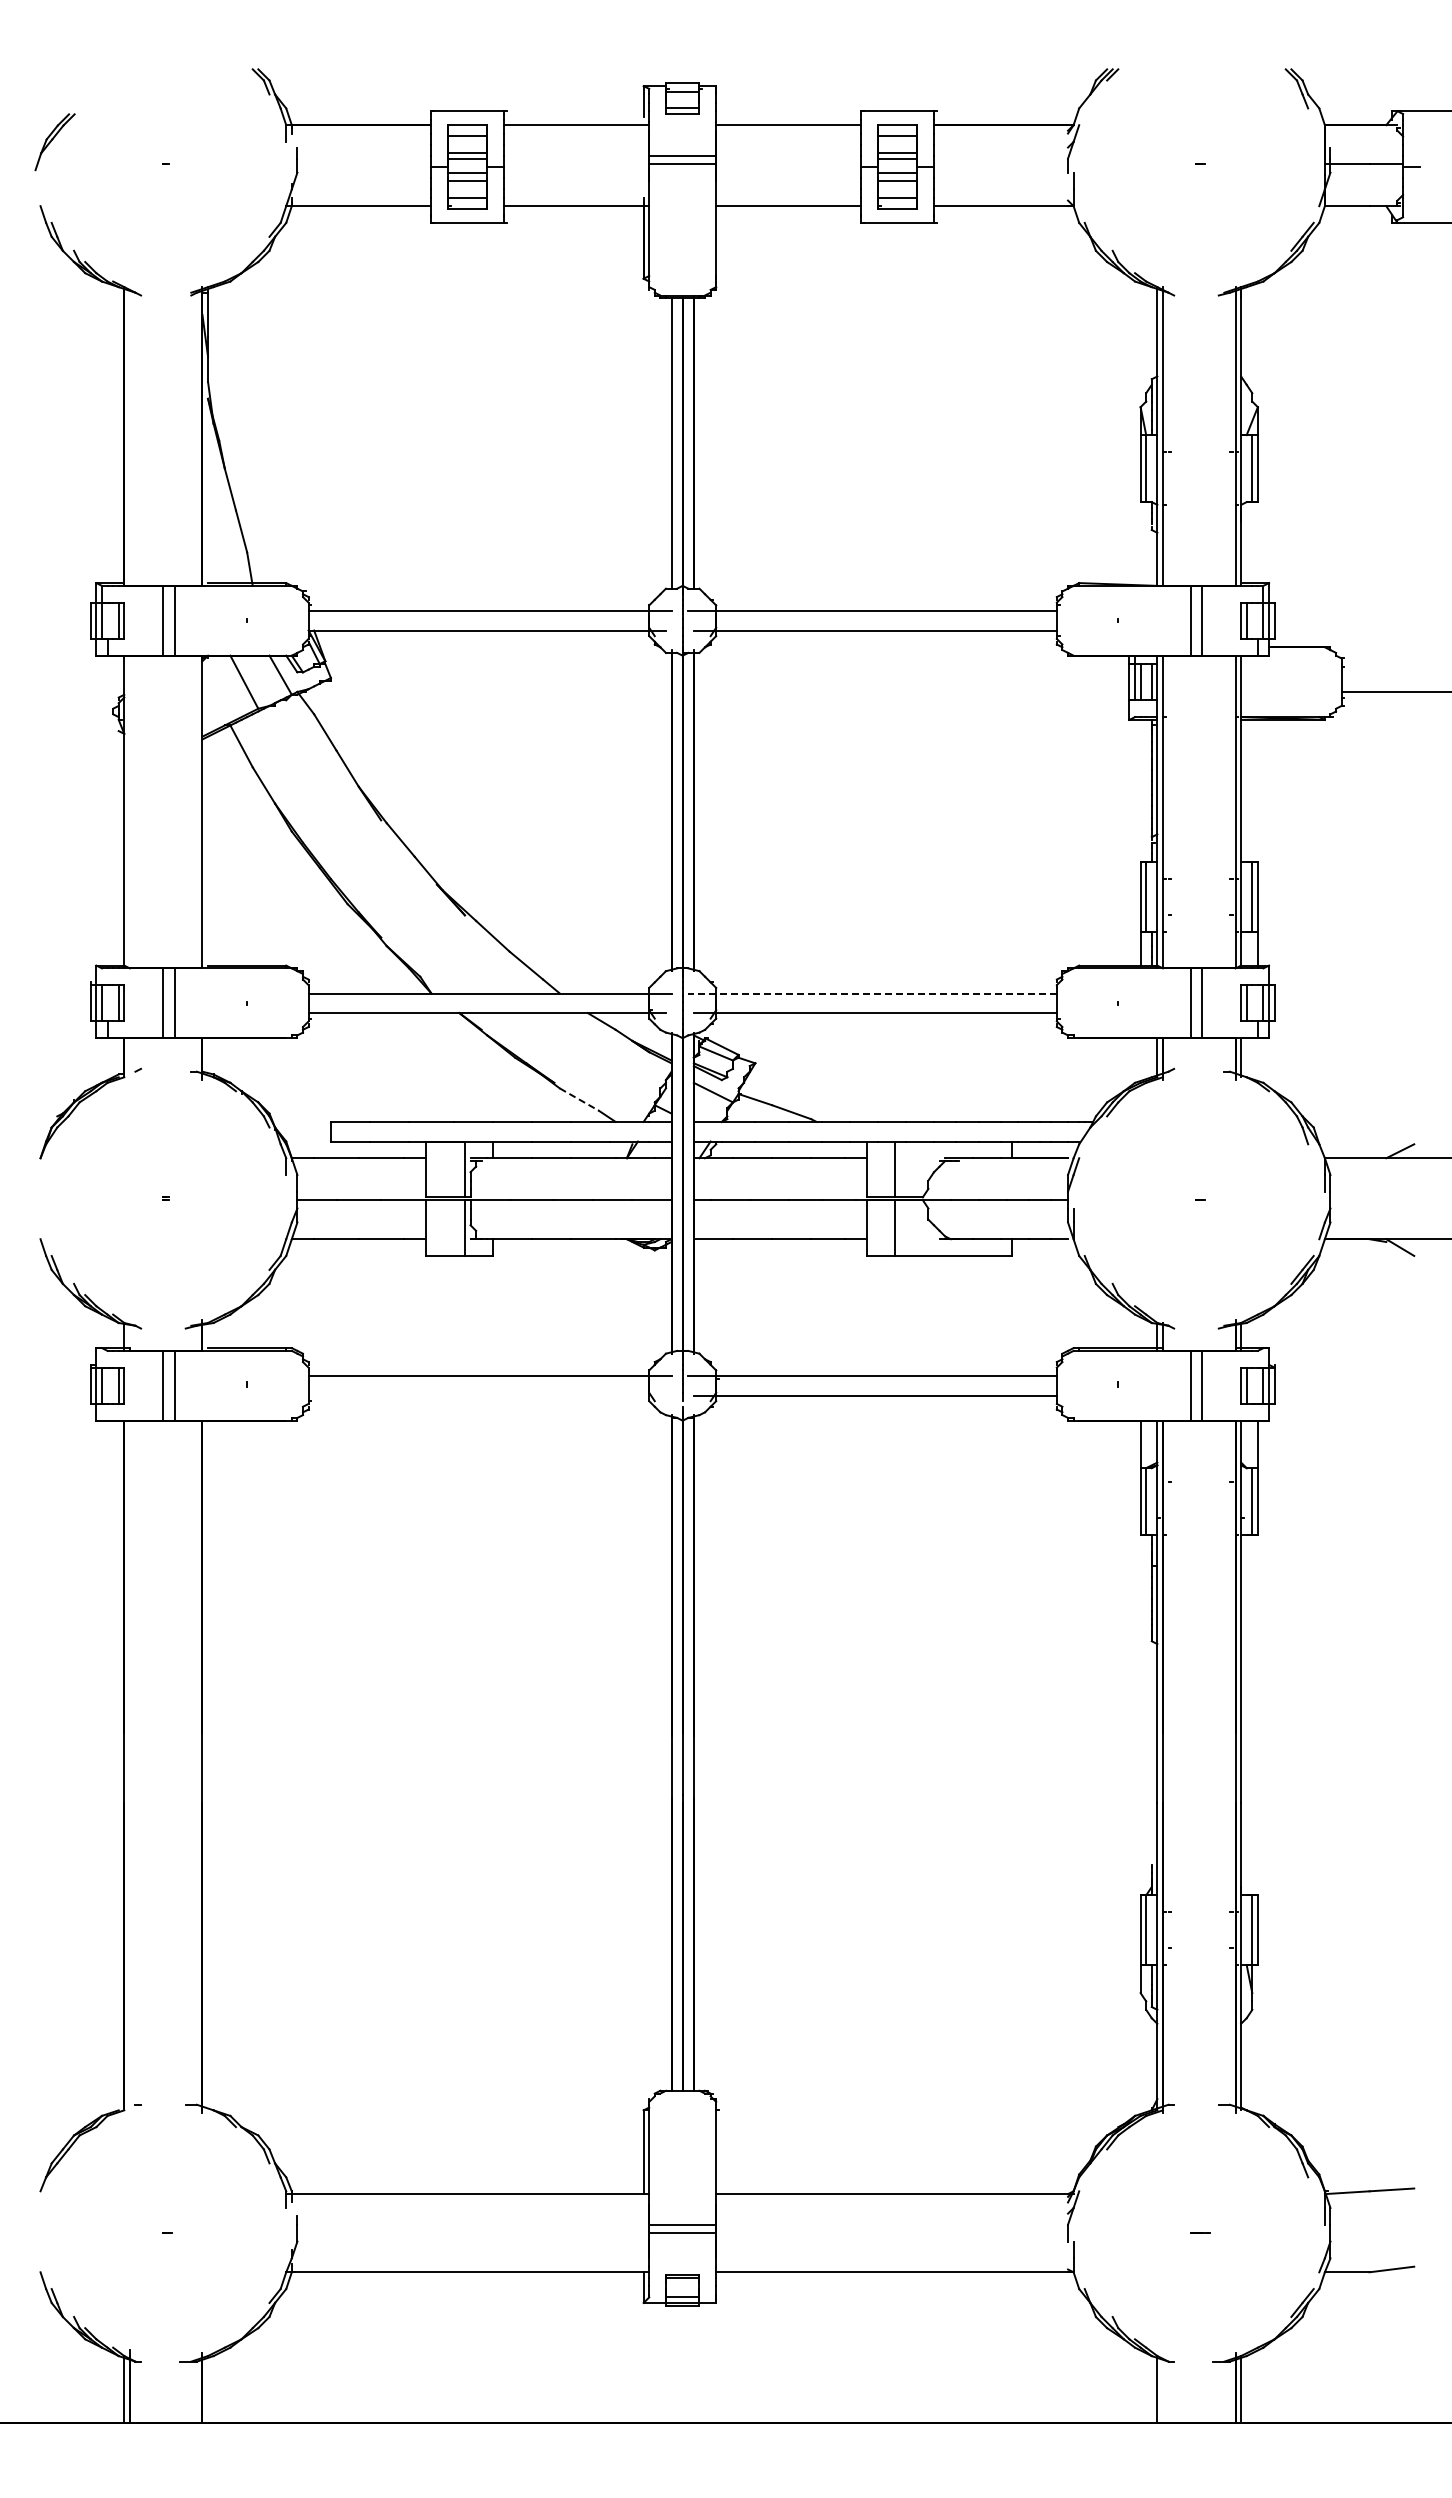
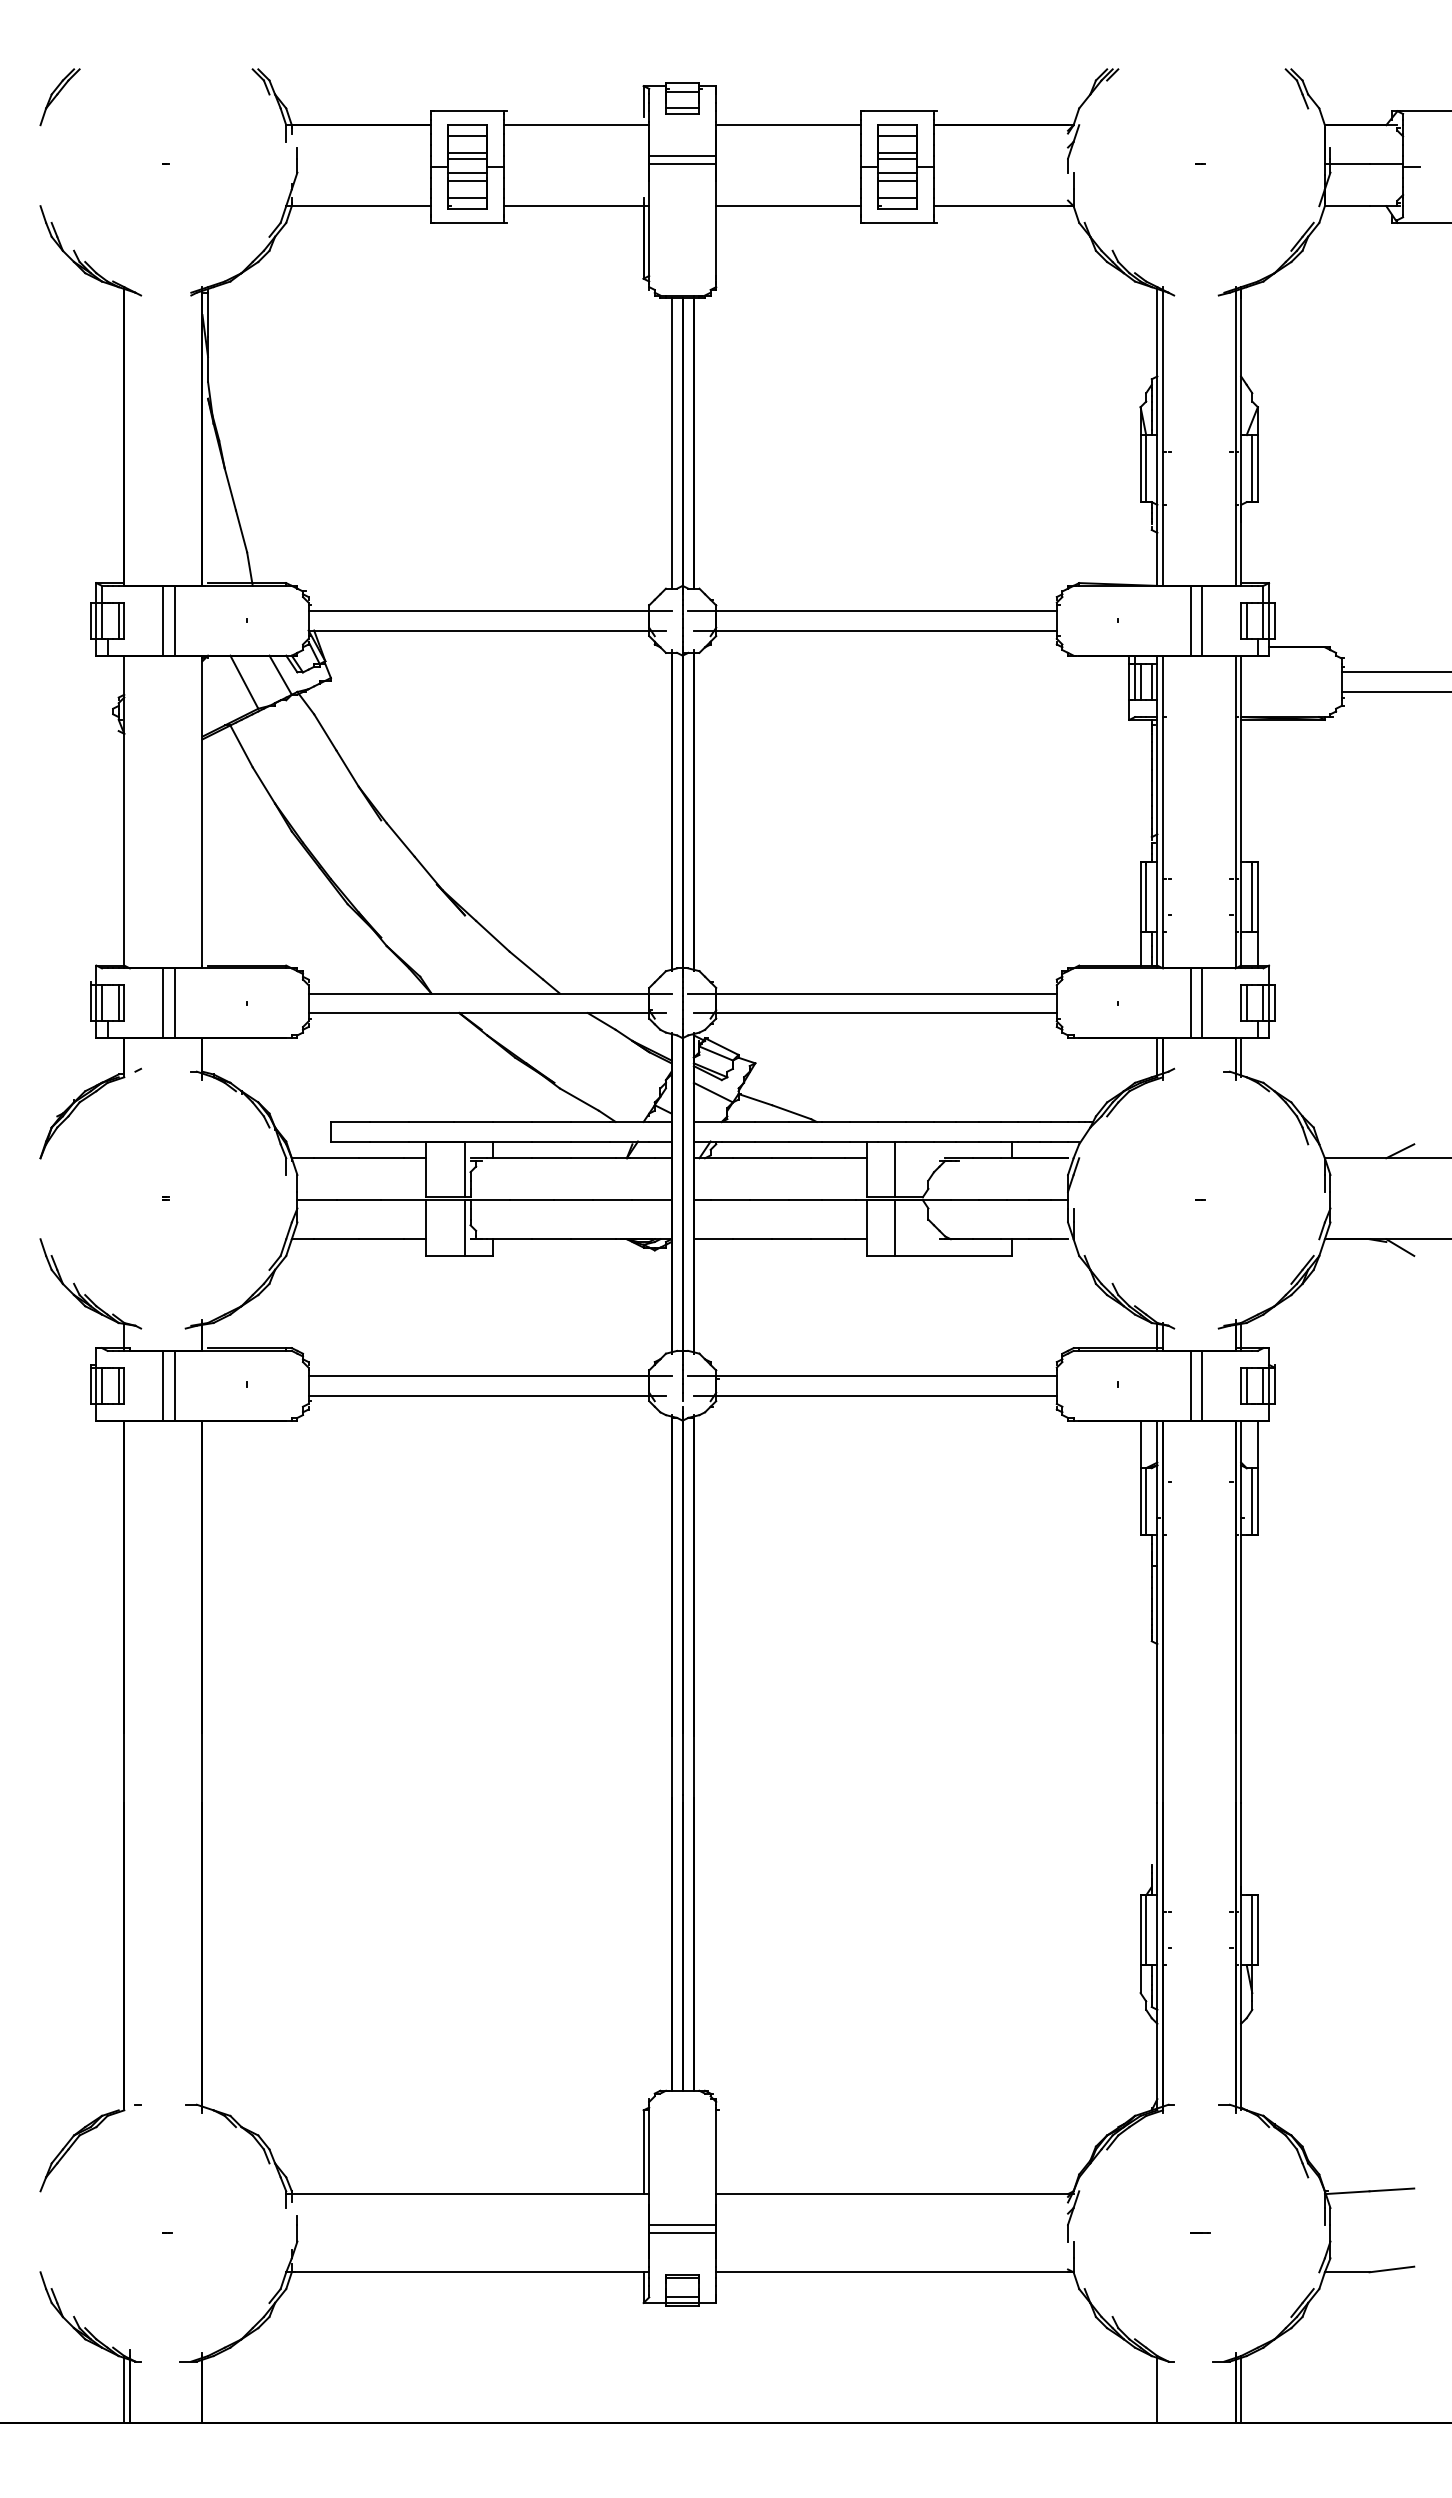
part position: (54, 142) -> (59, 97) (59, 97)
line: none -> present (1394, 672)
line: dashed -> solid (872, 993)
line: dashed -> solid (579, 1099)
line: none -> present (486, 1395)
